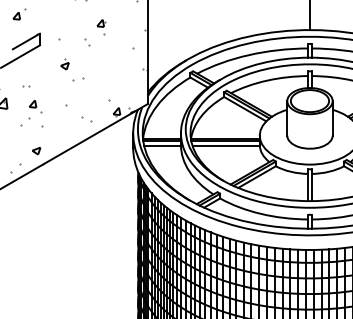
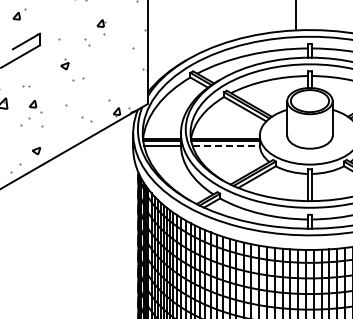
line position: (310, 16) -> (296, 16) (296, 16)
line: solid -> dashed (226, 146)
